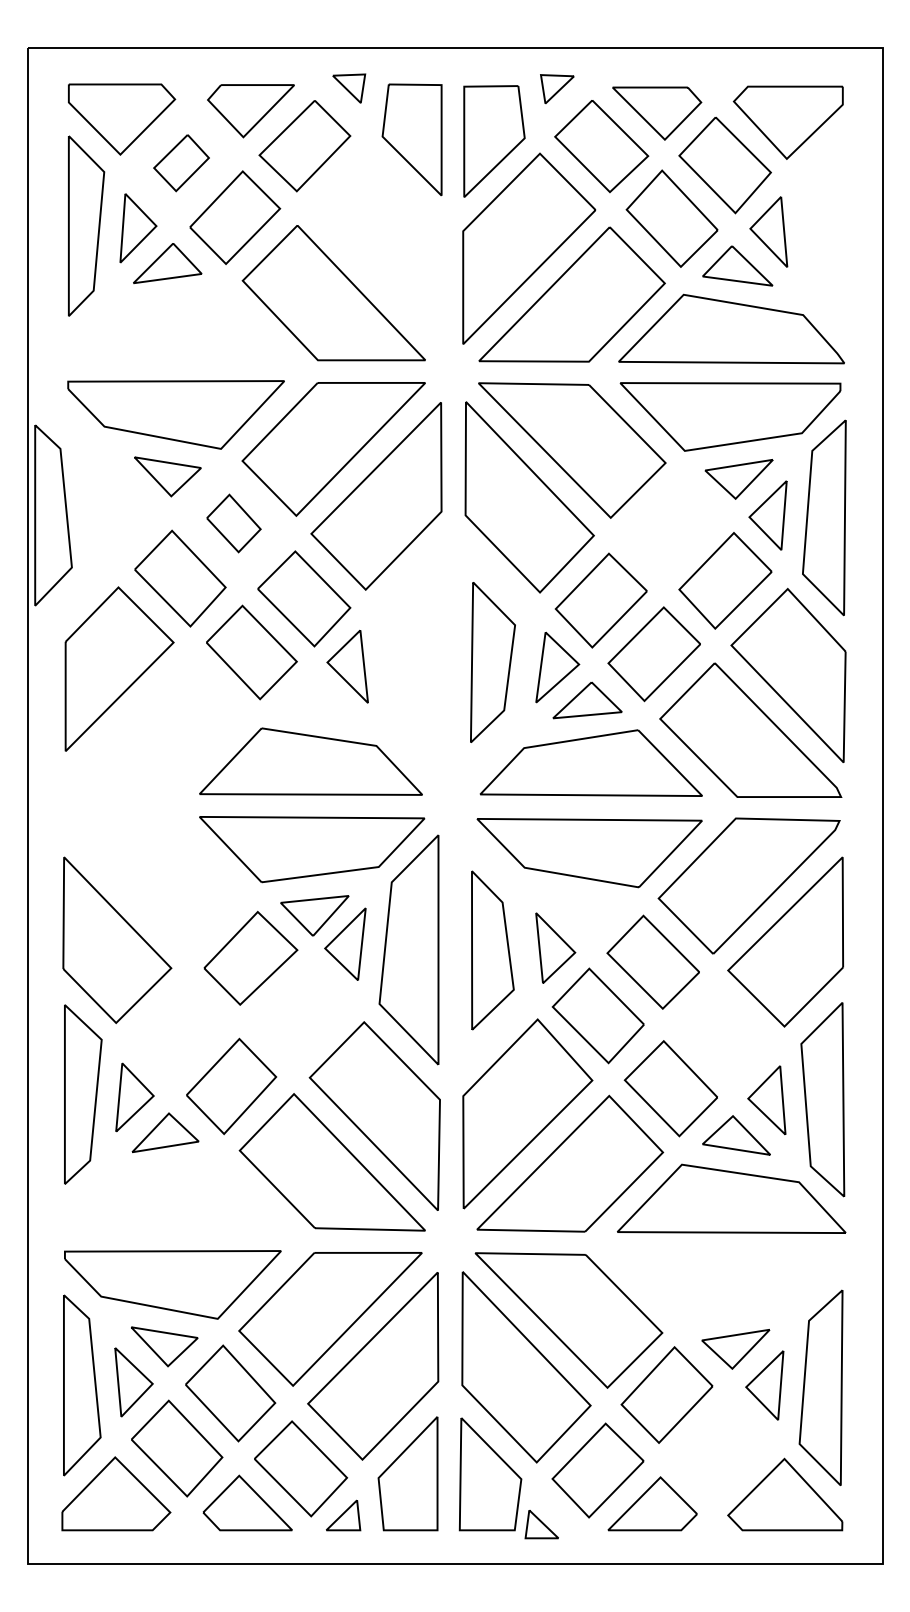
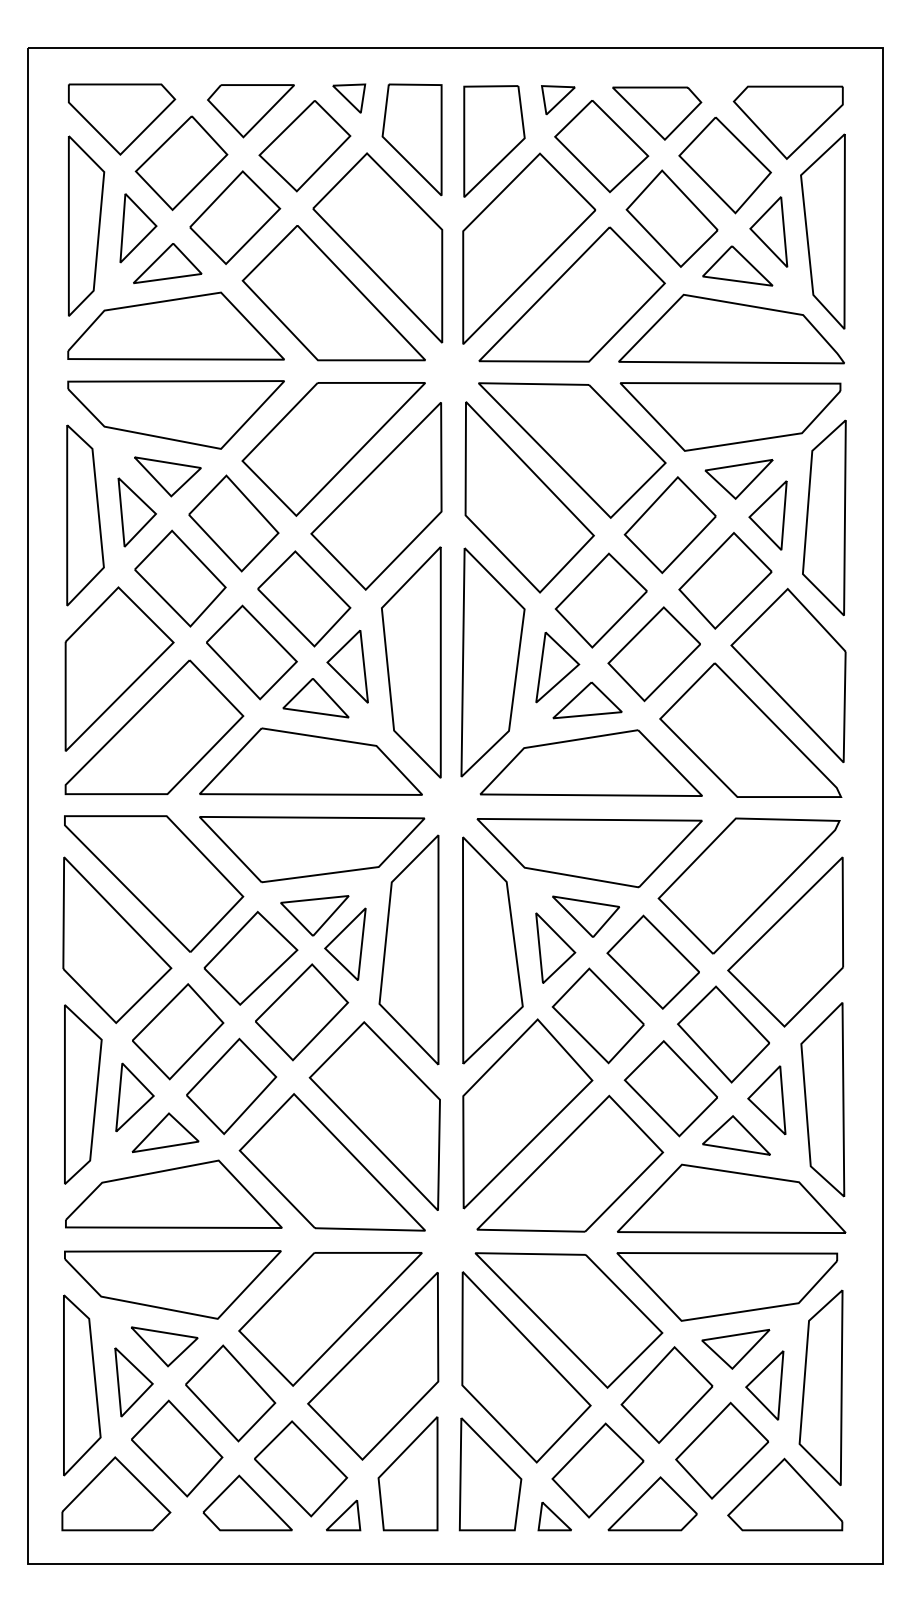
part position: (349, 88) -> (349, 98) (349, 98)
part position: (557, 89) -> (558, 100) (558, 100)
part size: 57x59 px -> 95x96 px (181, 162)
part: none -> present (822, 231)
part: none -> present (377, 247)
part: none -> present (175, 325)
part: none -> present (136, 512)
part position: (53, 515) -> (85, 515) (85, 515)
part size: 56x61 px -> 92x99 px (233, 523)
part: none -> present (669, 525)
part: none -> present (411, 662)
part size: 46x161 px -> 66x231 px (492, 662)
part: none -> present (315, 698)
part: none -> present (154, 726)
part: none -> present (154, 883)
part: none -> present (586, 916)
part size: 44x161 px -> 62x229 px (492, 950)
part: none -> present (302, 1012)
part: none -> present (178, 1031)
part: none -> present (723, 1034)
part: none -> present (173, 1193)
part: none -> present (727, 1286)
part: none -> present (721, 1450)
part position: (541, 1524) -> (554, 1516) (554, 1516)
